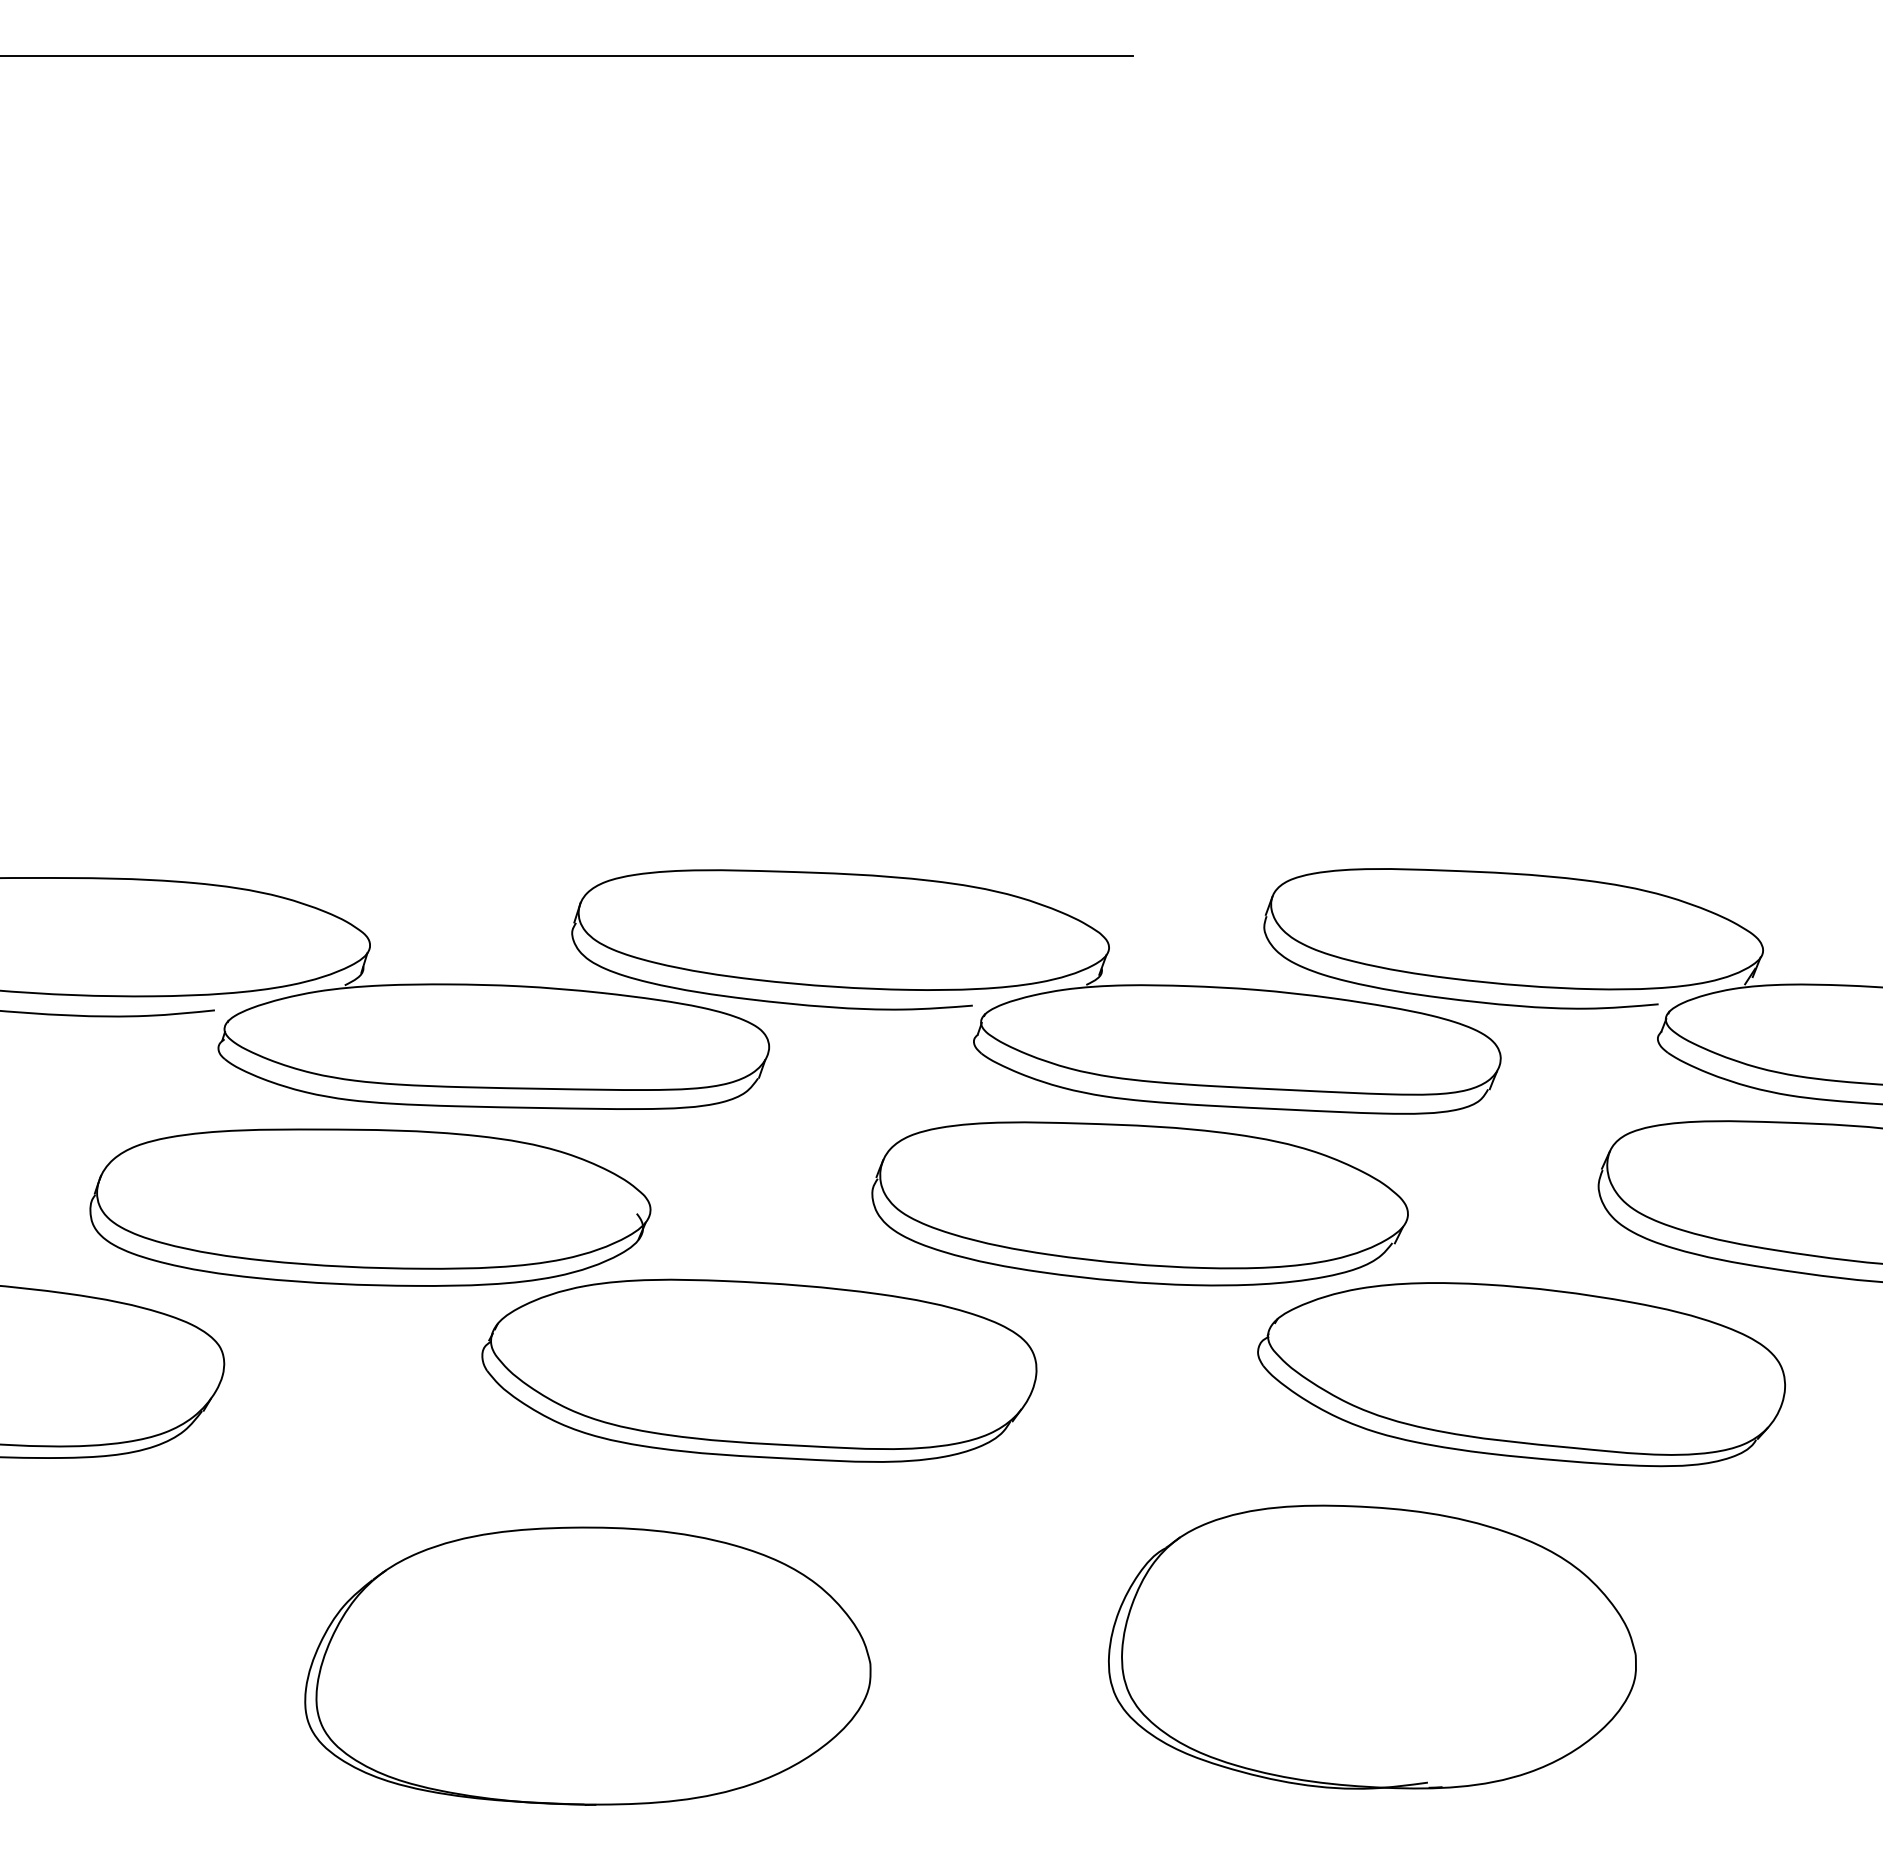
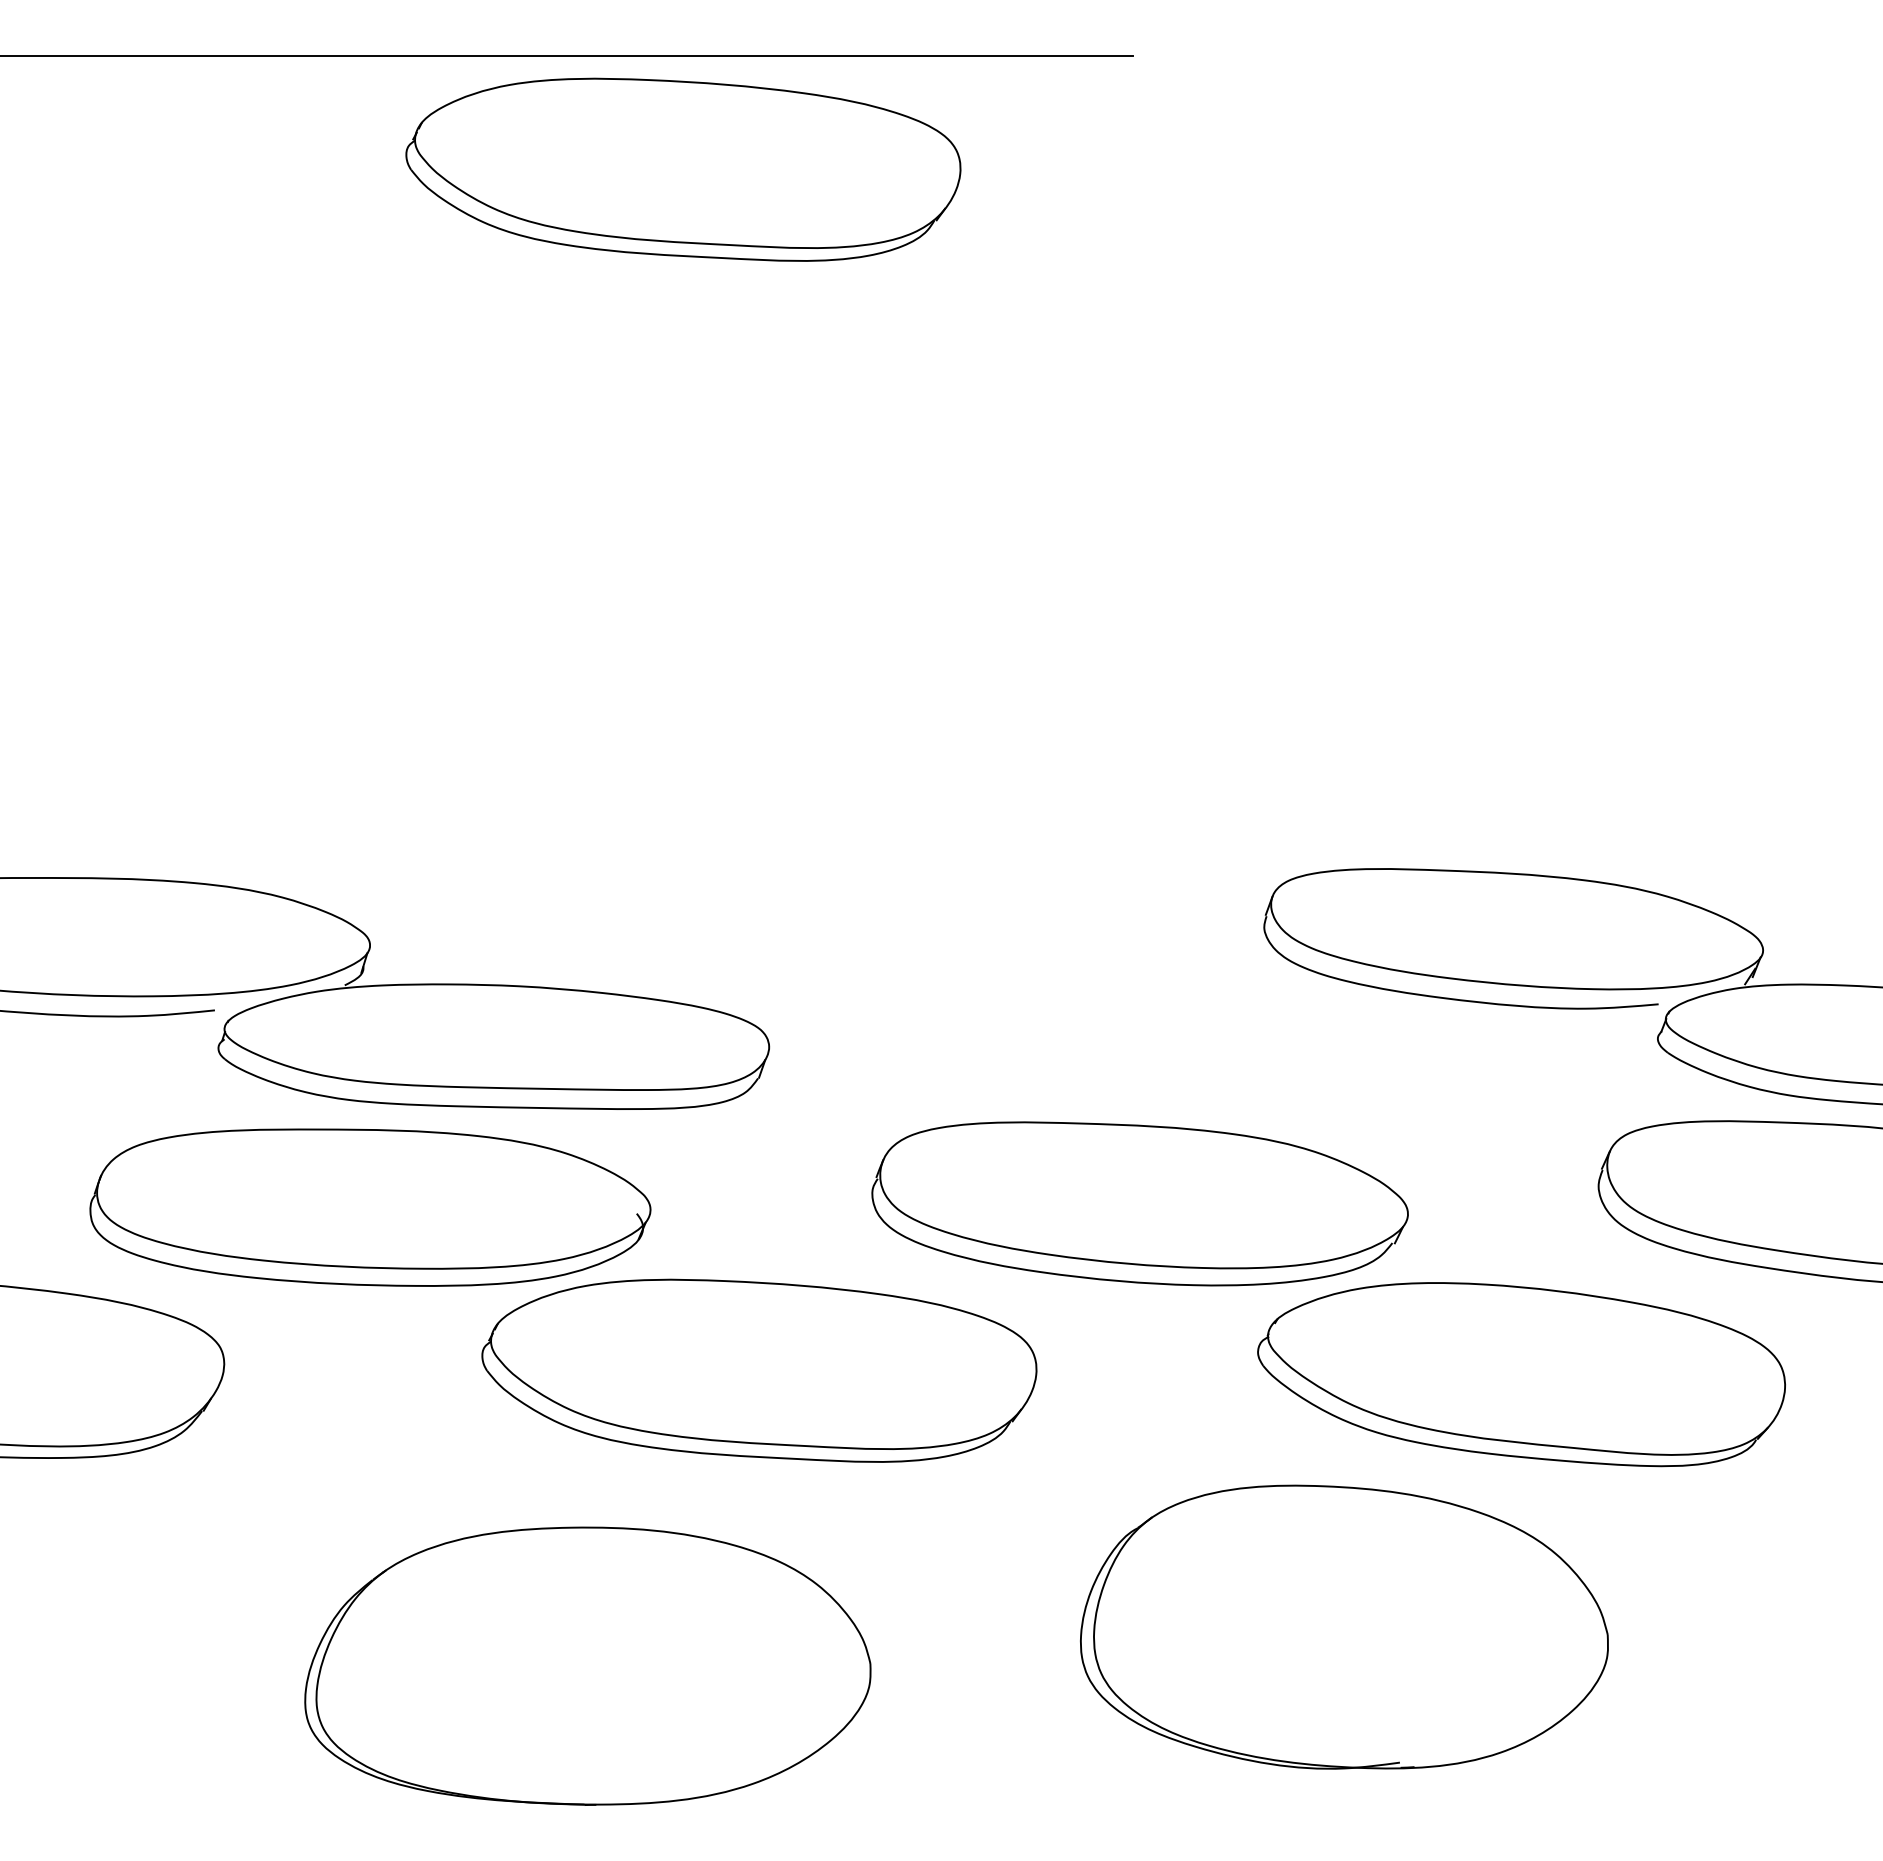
part: none -> present (683, 169)
part: present -> none (1036, 991)
part position: (1372, 1646) -> (1344, 1626) (1344, 1626)
